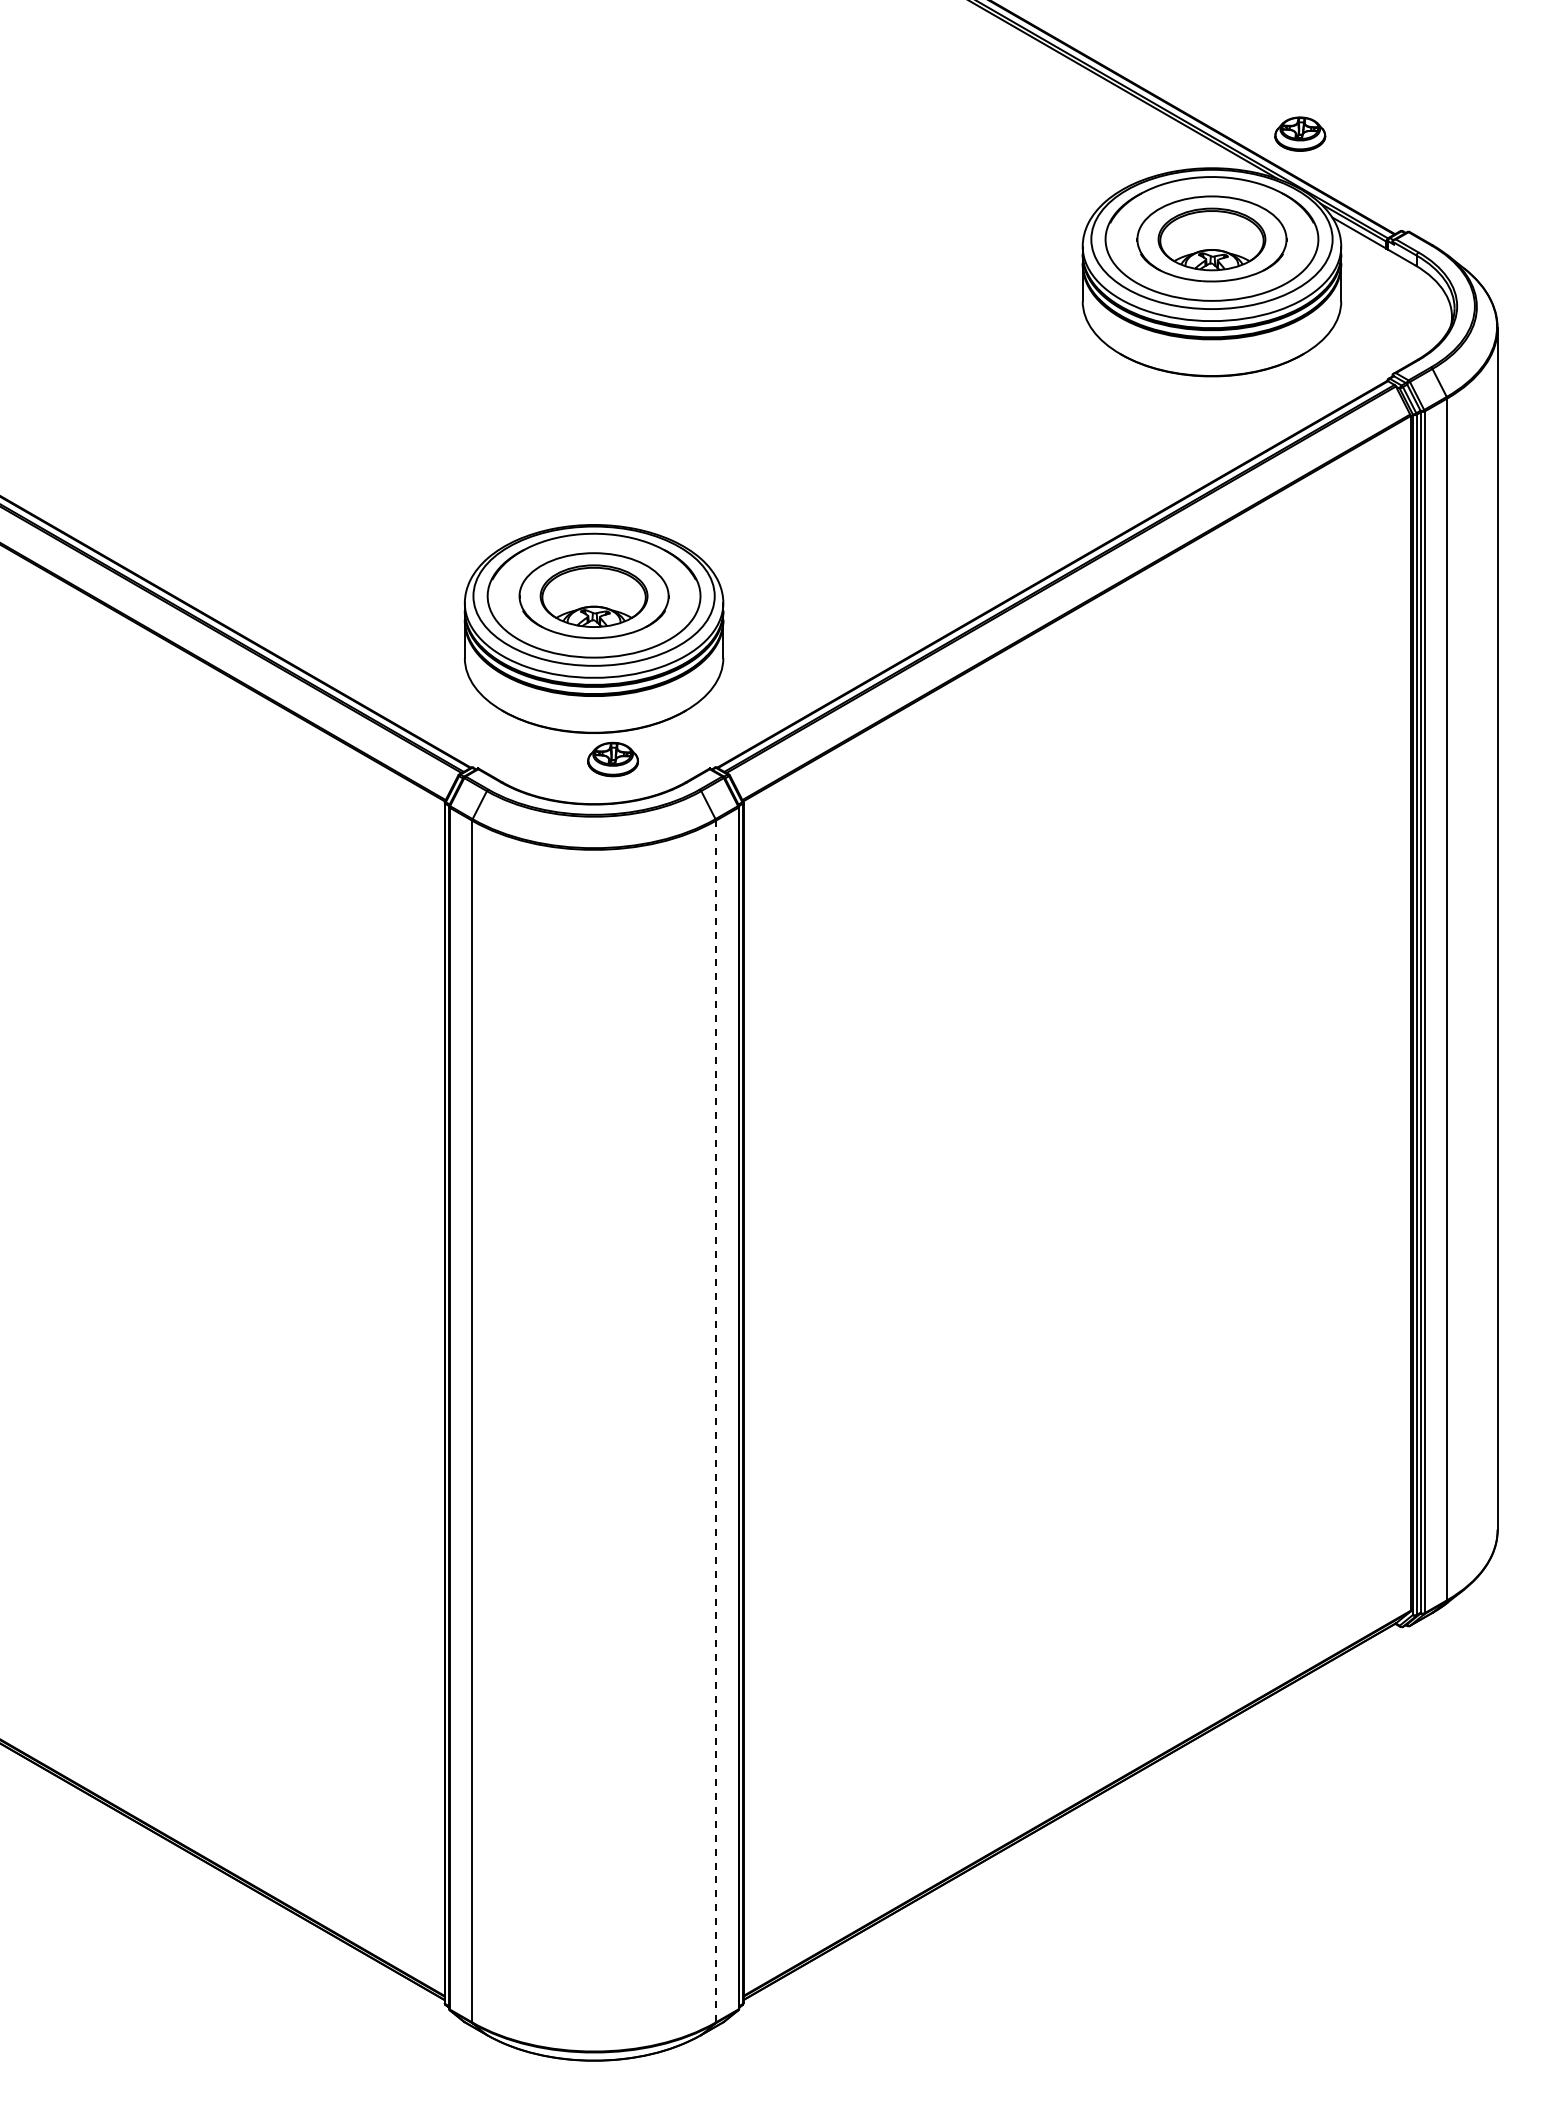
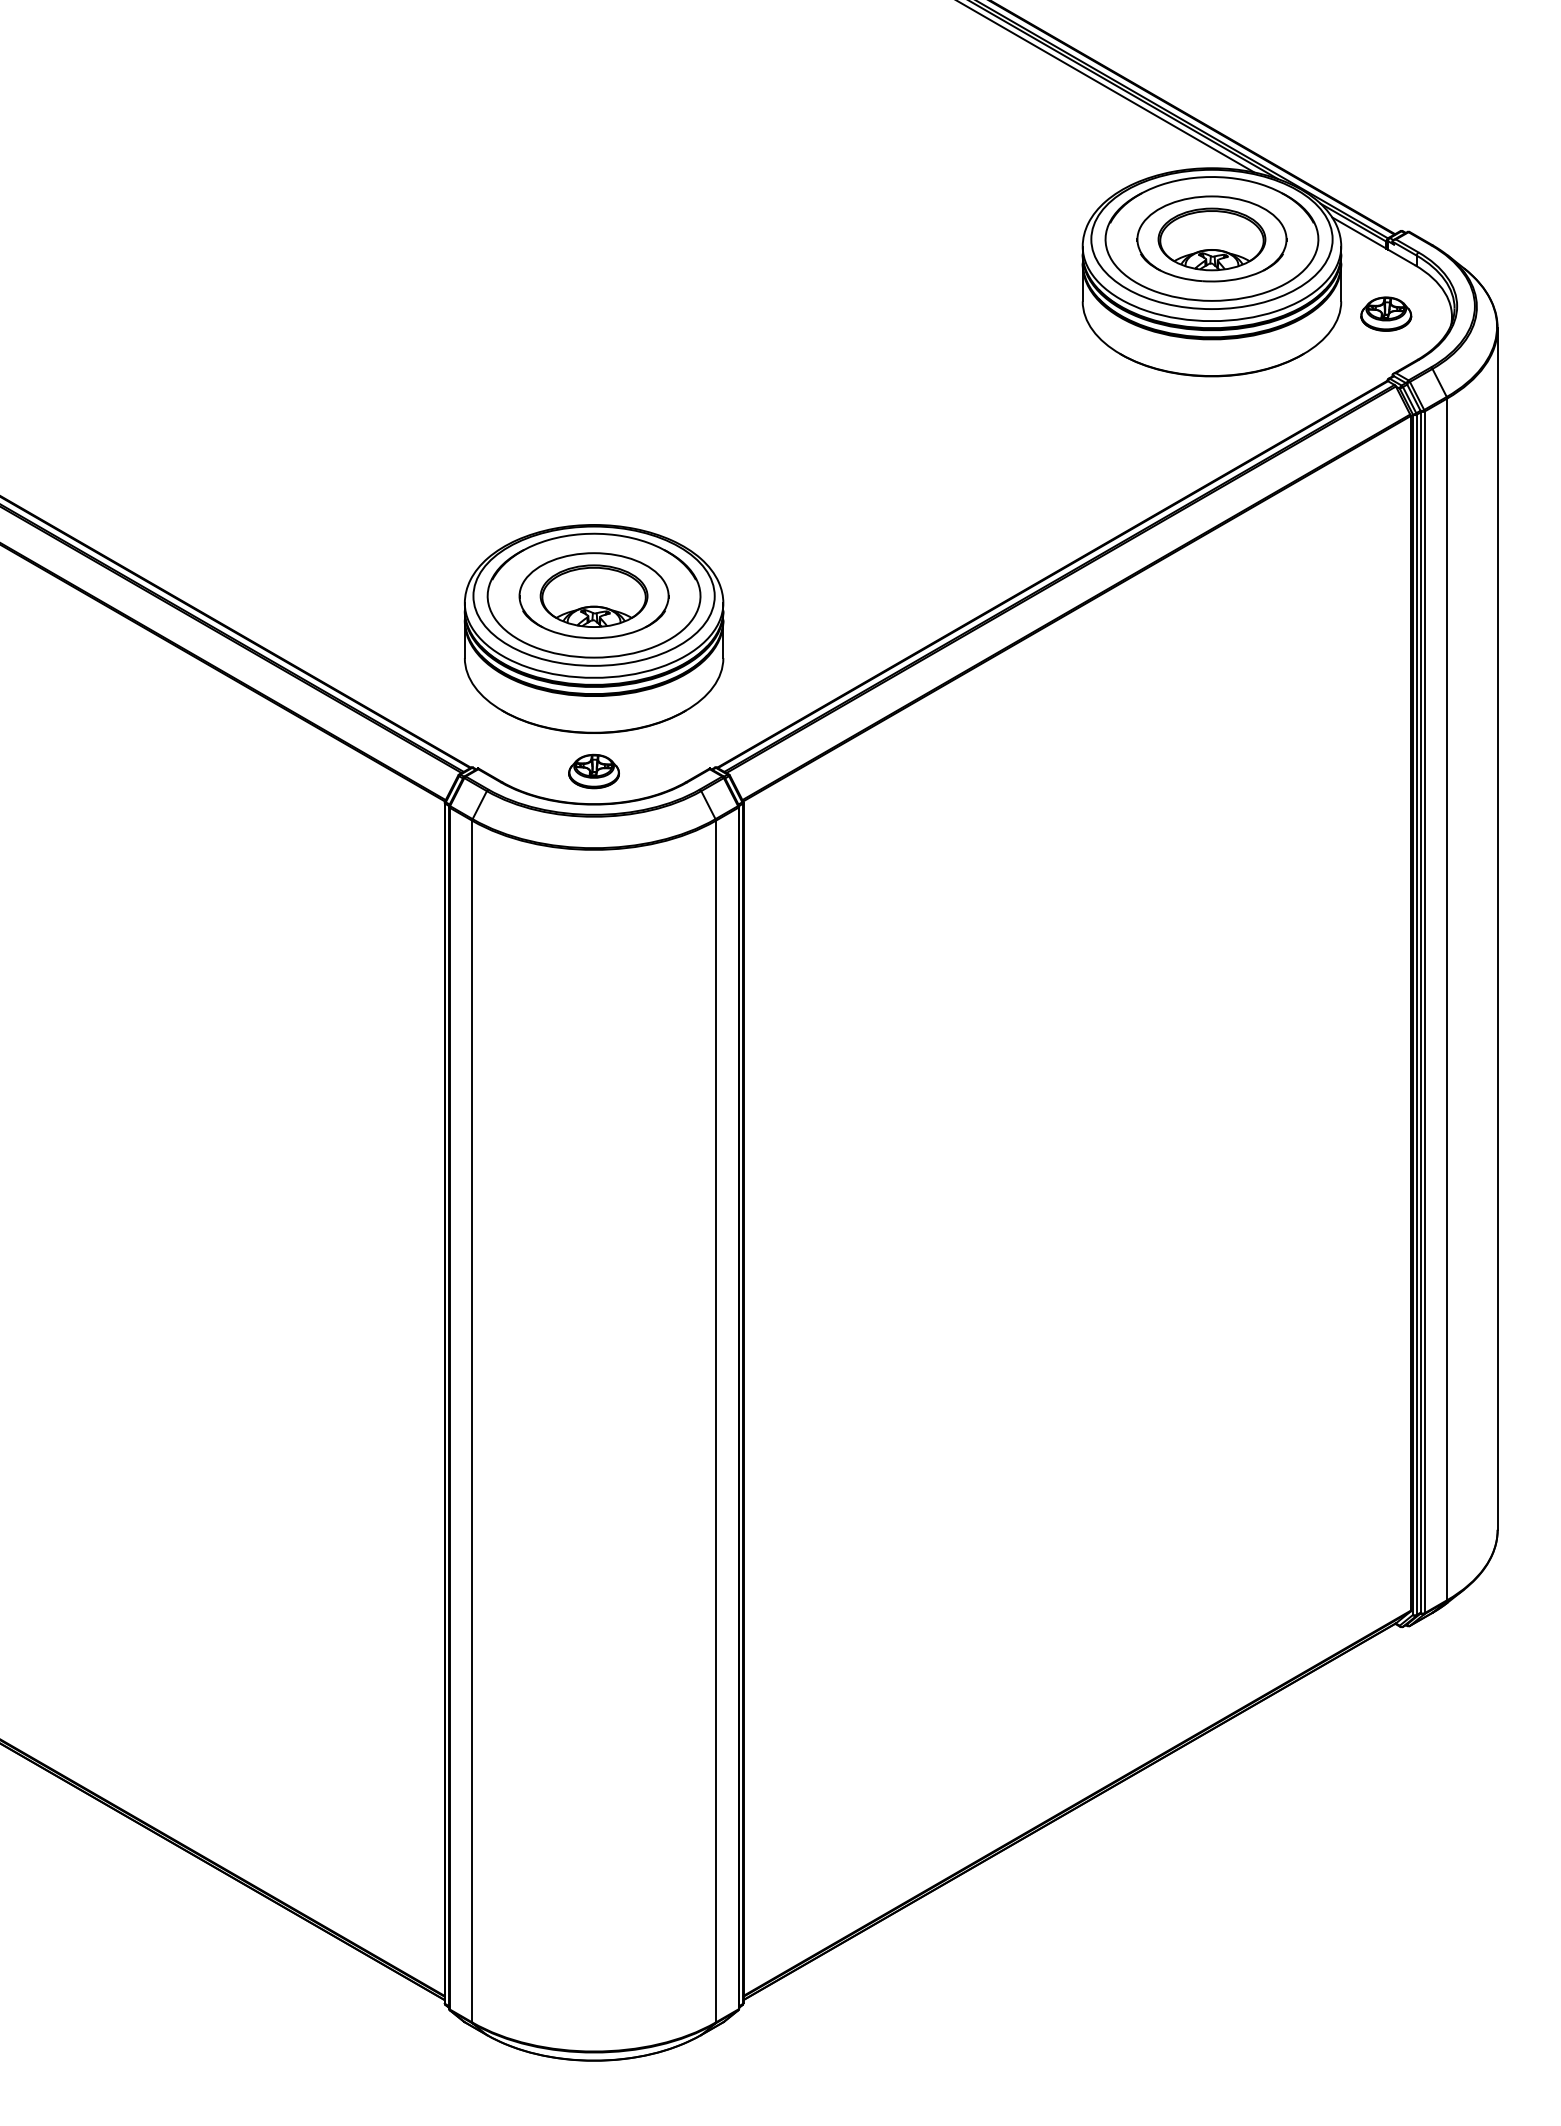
line: none -> present (1106, 87)
part position: (1300, 133) -> (1386, 313) (1386, 313)
part position: (612, 759) -> (593, 771) (593, 771)
line: dashed -> solid (715, 1421)
